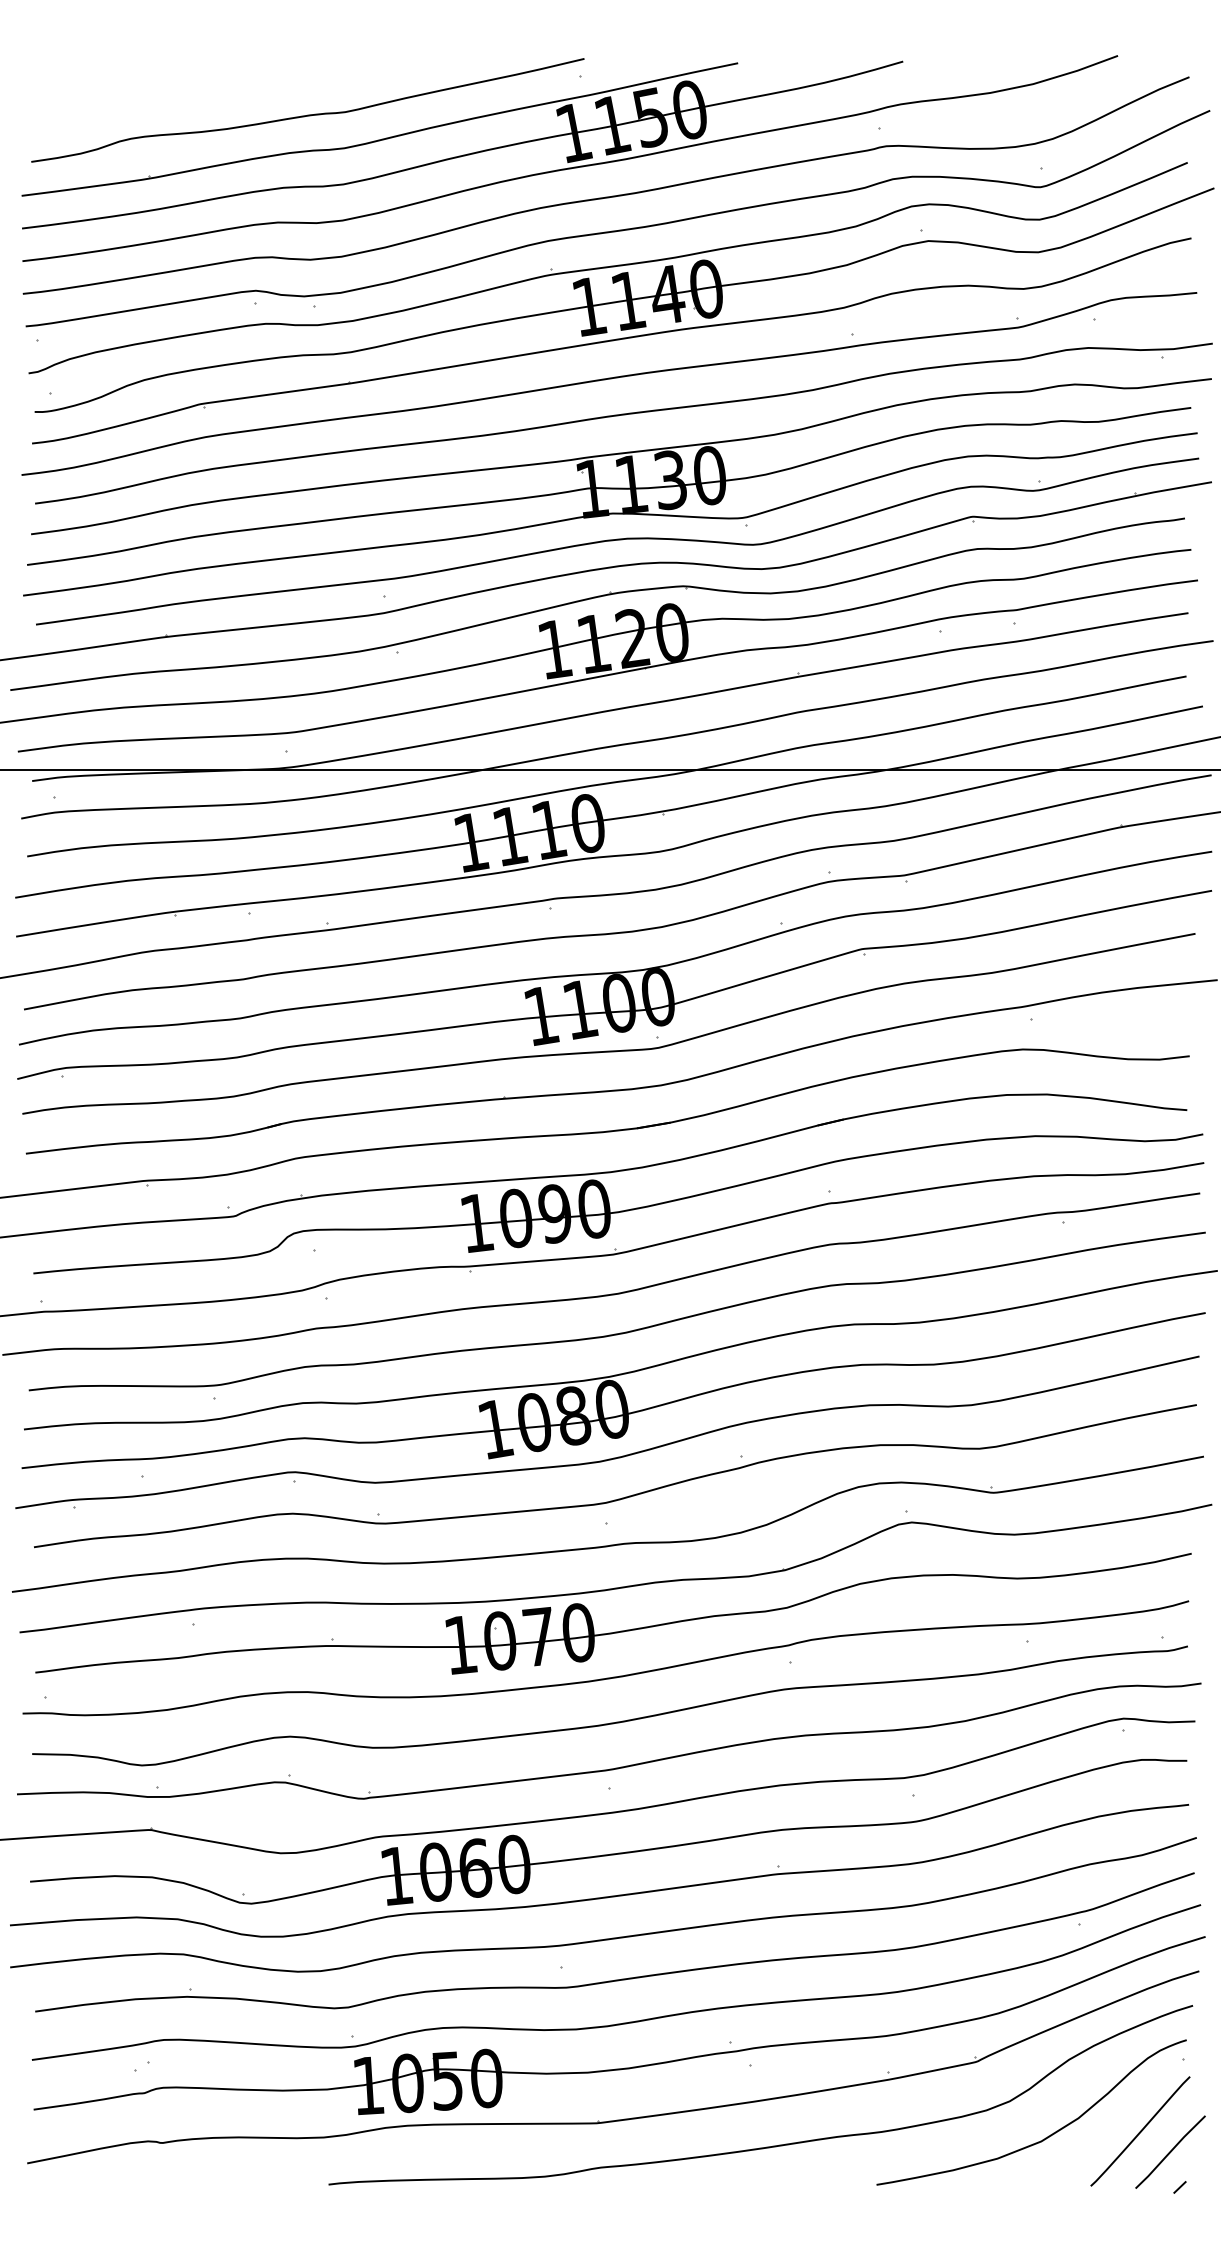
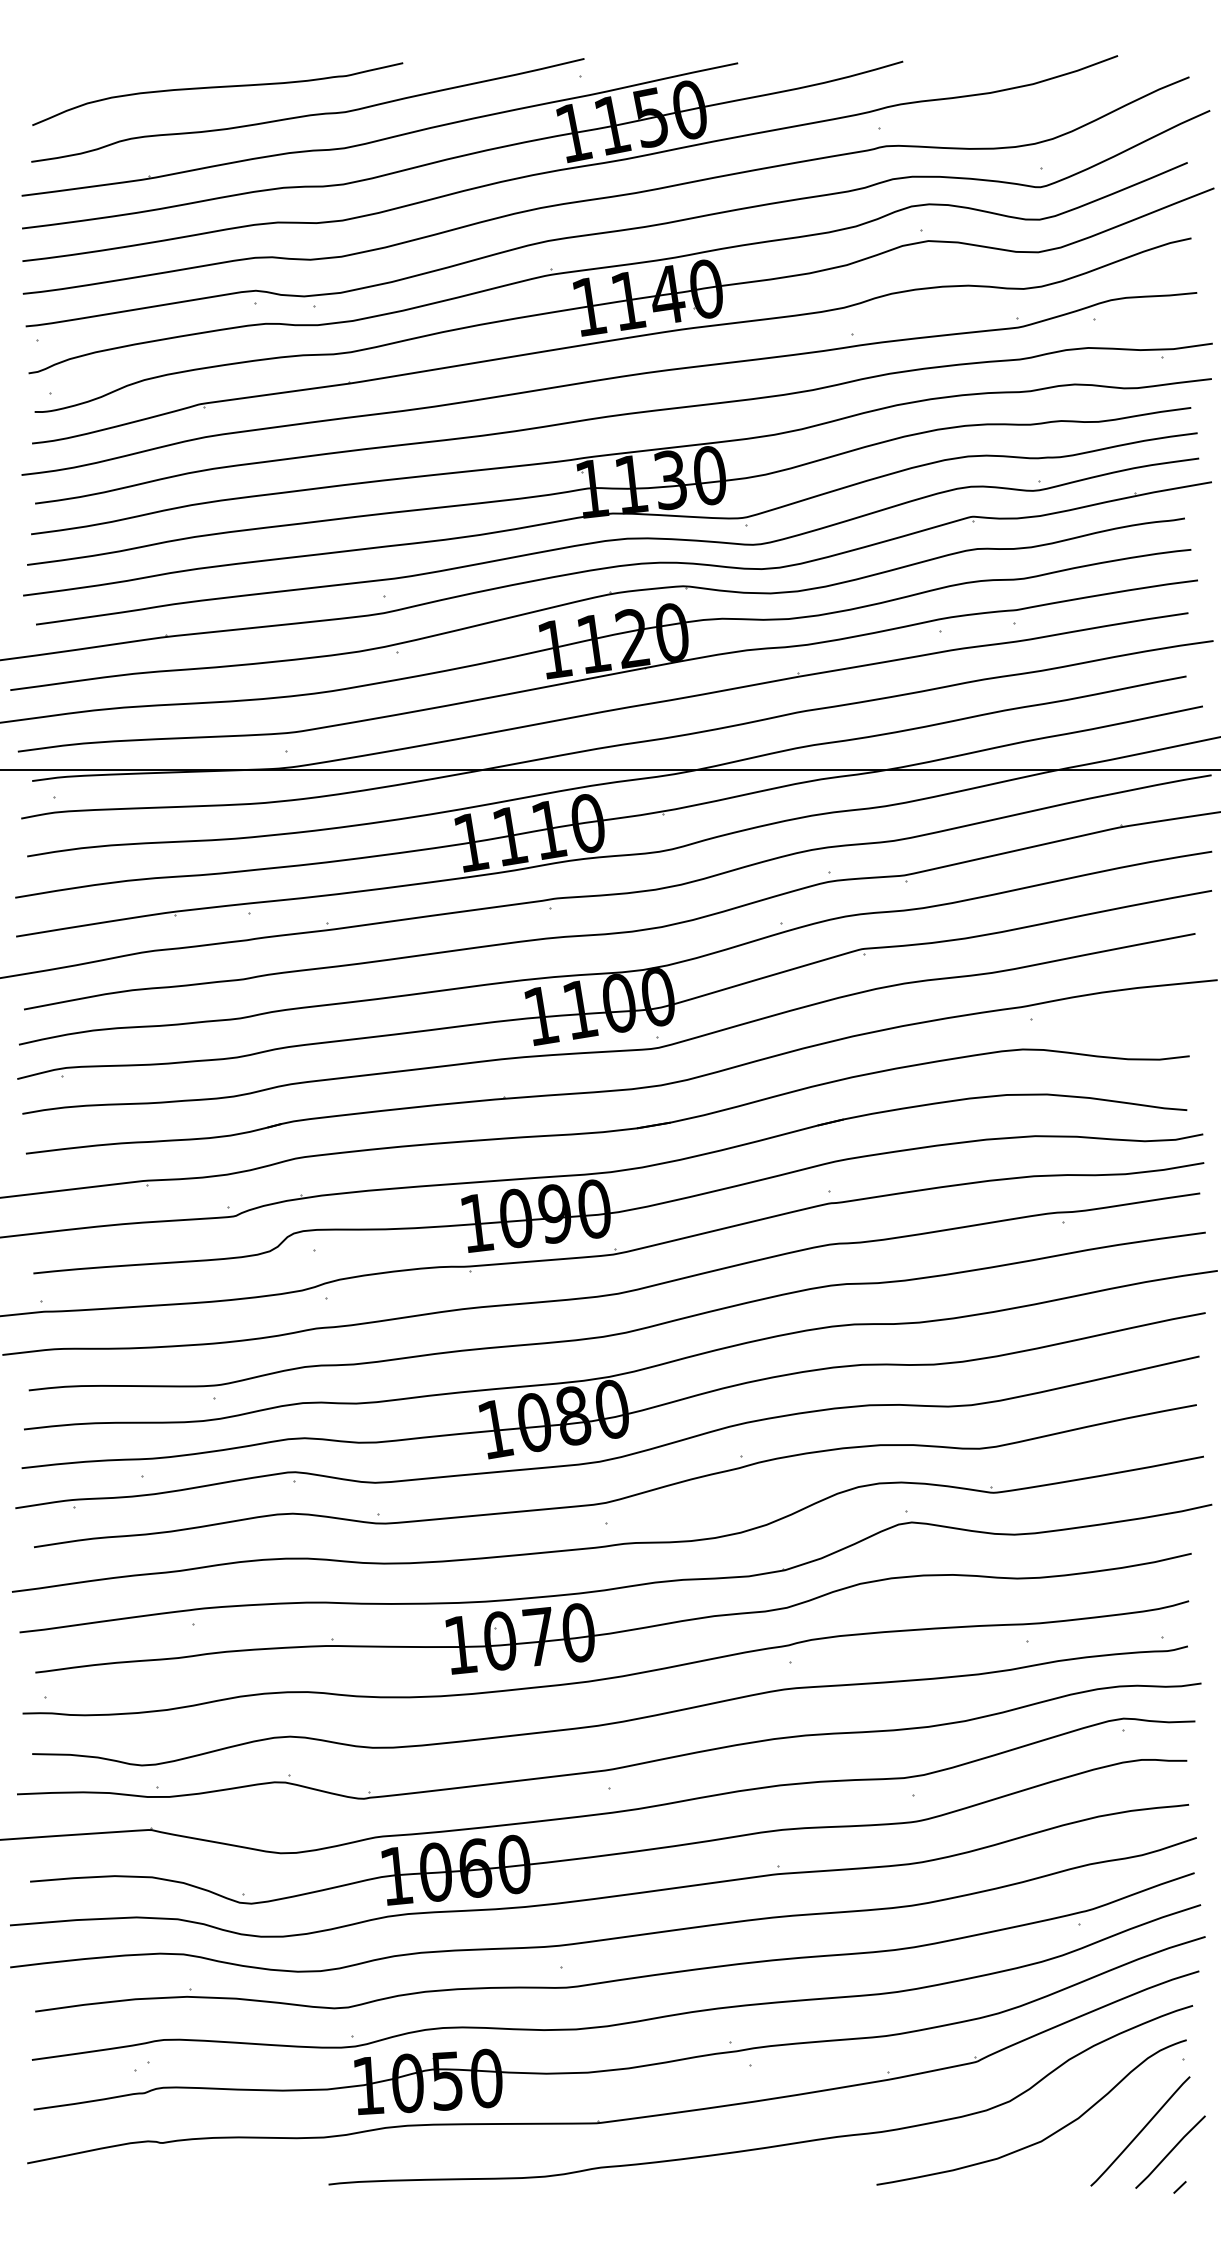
curve: none -> present (216, 88)
